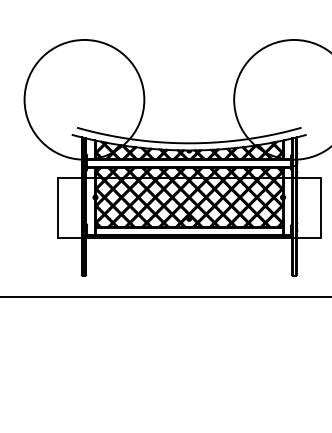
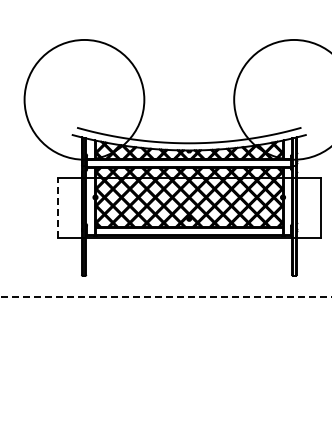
line: solid -> dashed (57, 207)
line: solid -> dashed (166, 296)
